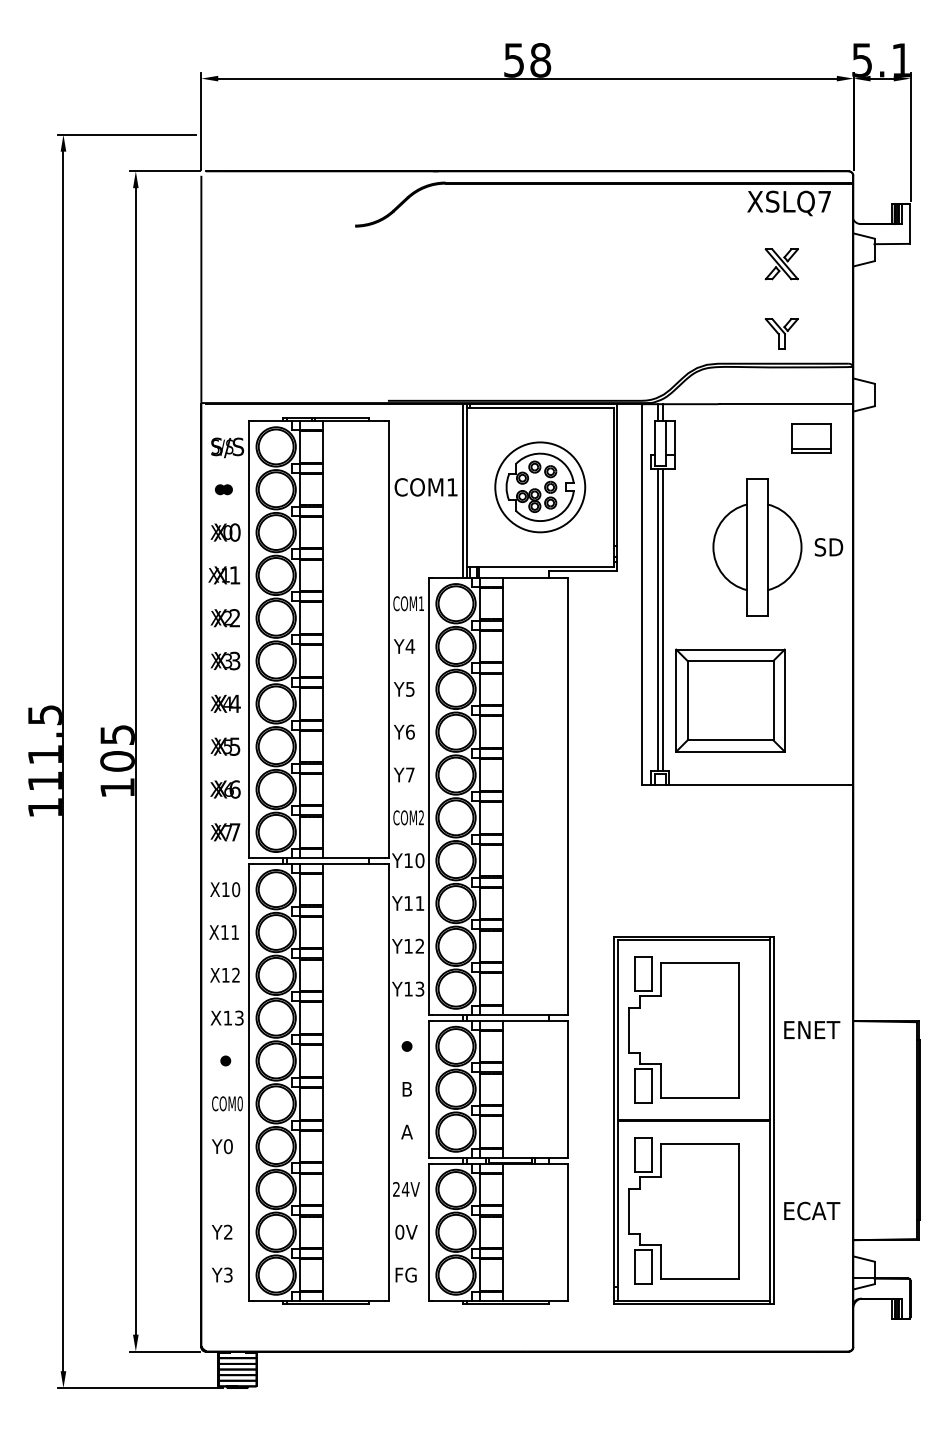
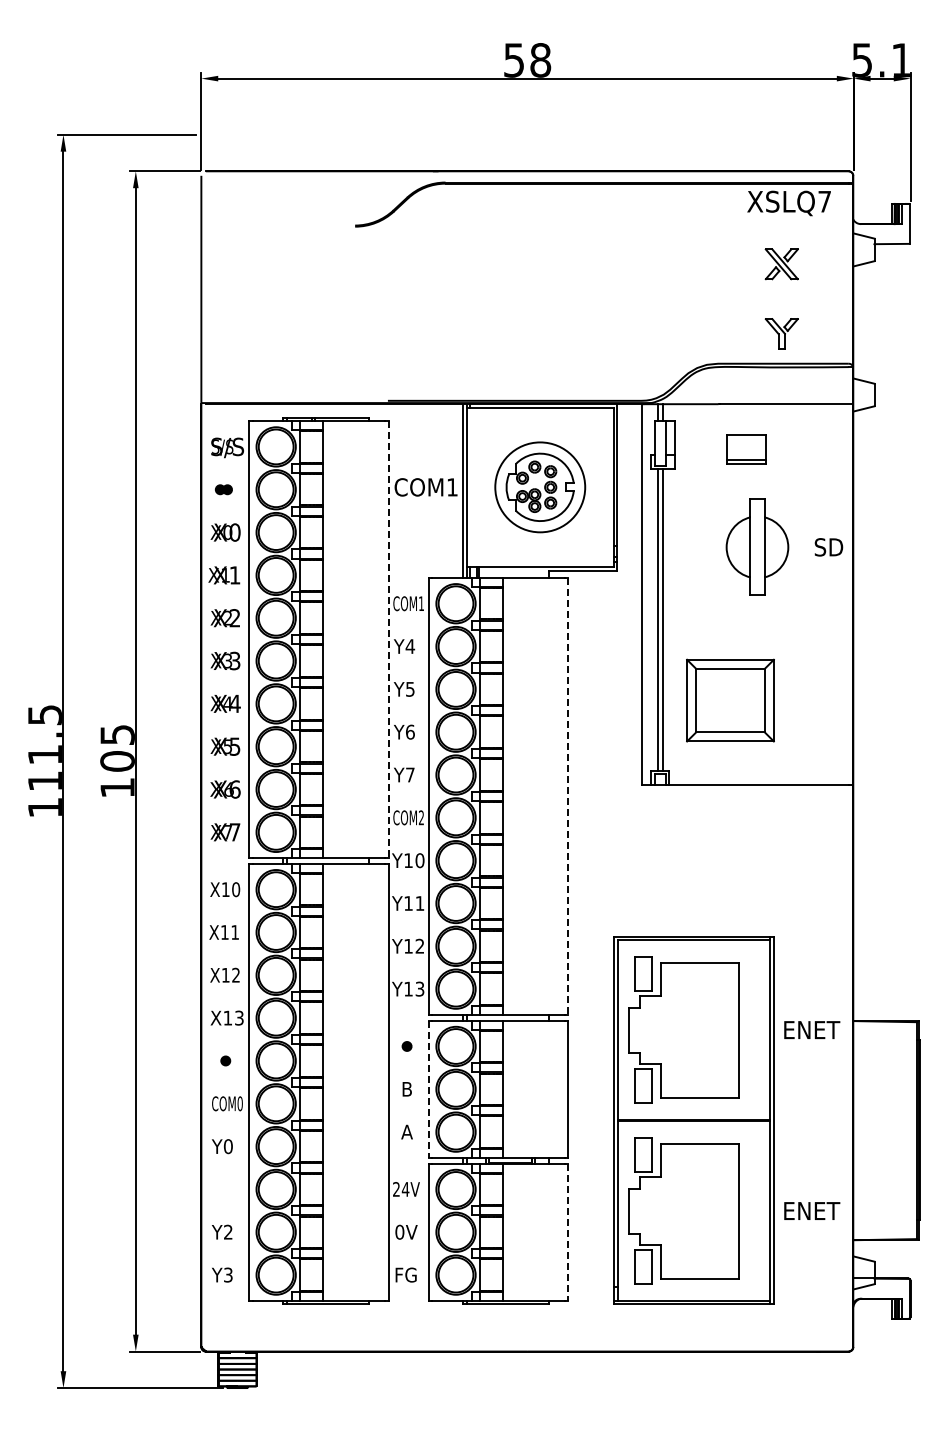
part position: (811, 438) -> (746, 449) (746, 449)
part size: 91x139 px -> 65x98 px (757, 546)
line: solid -> dashed (388, 639)
part size: 111x105 px -> 89x85 px (730, 700)
line: solid -> dashed (568, 796)
line: solid -> dashed (429, 1089)
text: ECAT -> ENET (811, 1210)
line: solid -> dashed (568, 1232)
